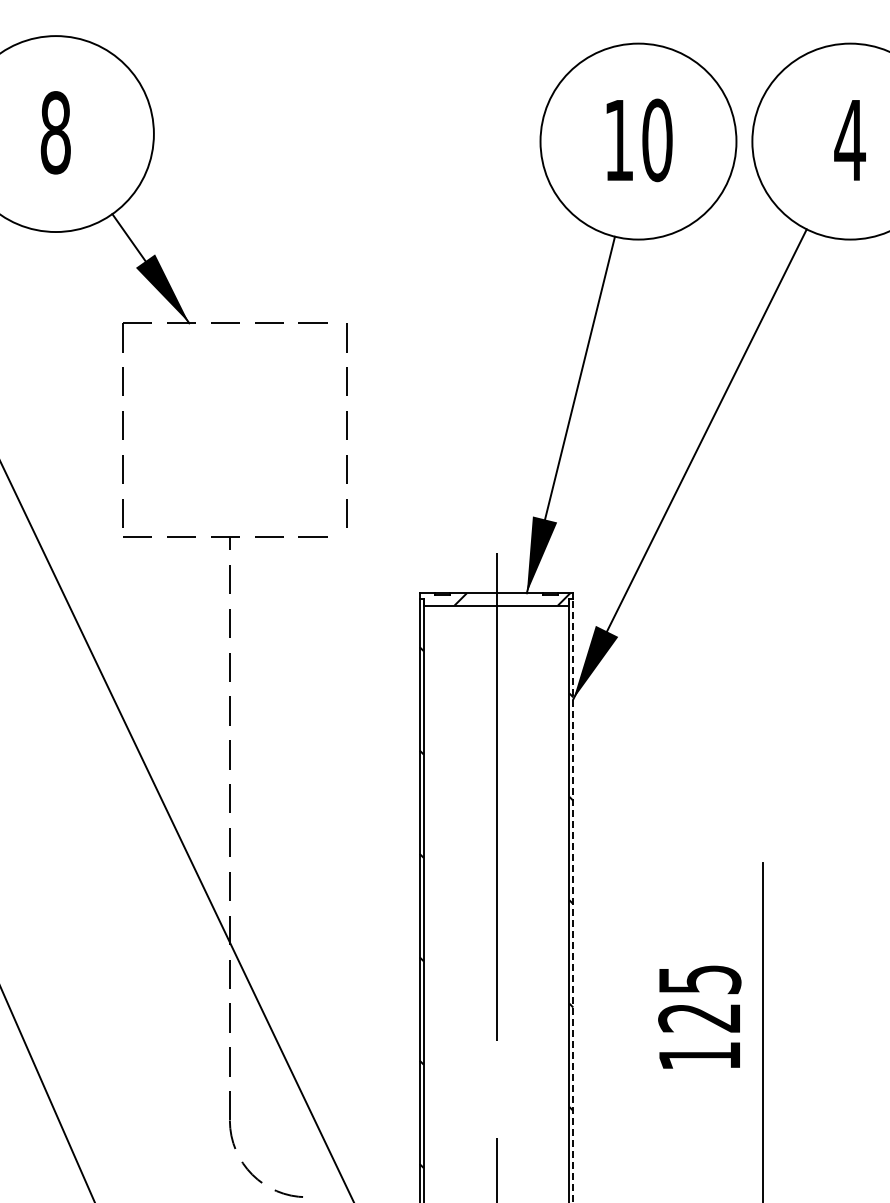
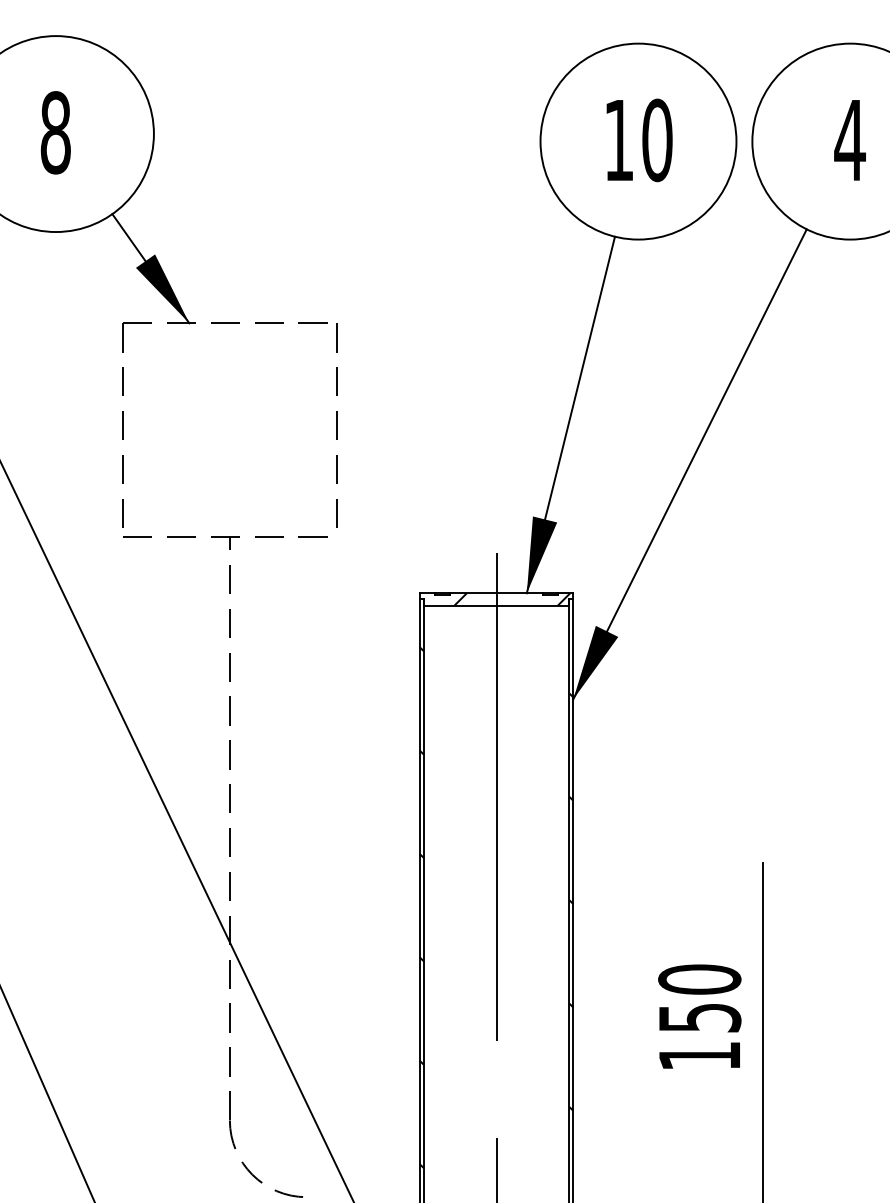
line position: (346, 425) -> (336, 425) (336, 425)
line: dashed -> solid (573, 900)
text: 125 -> 150 (699, 998)
